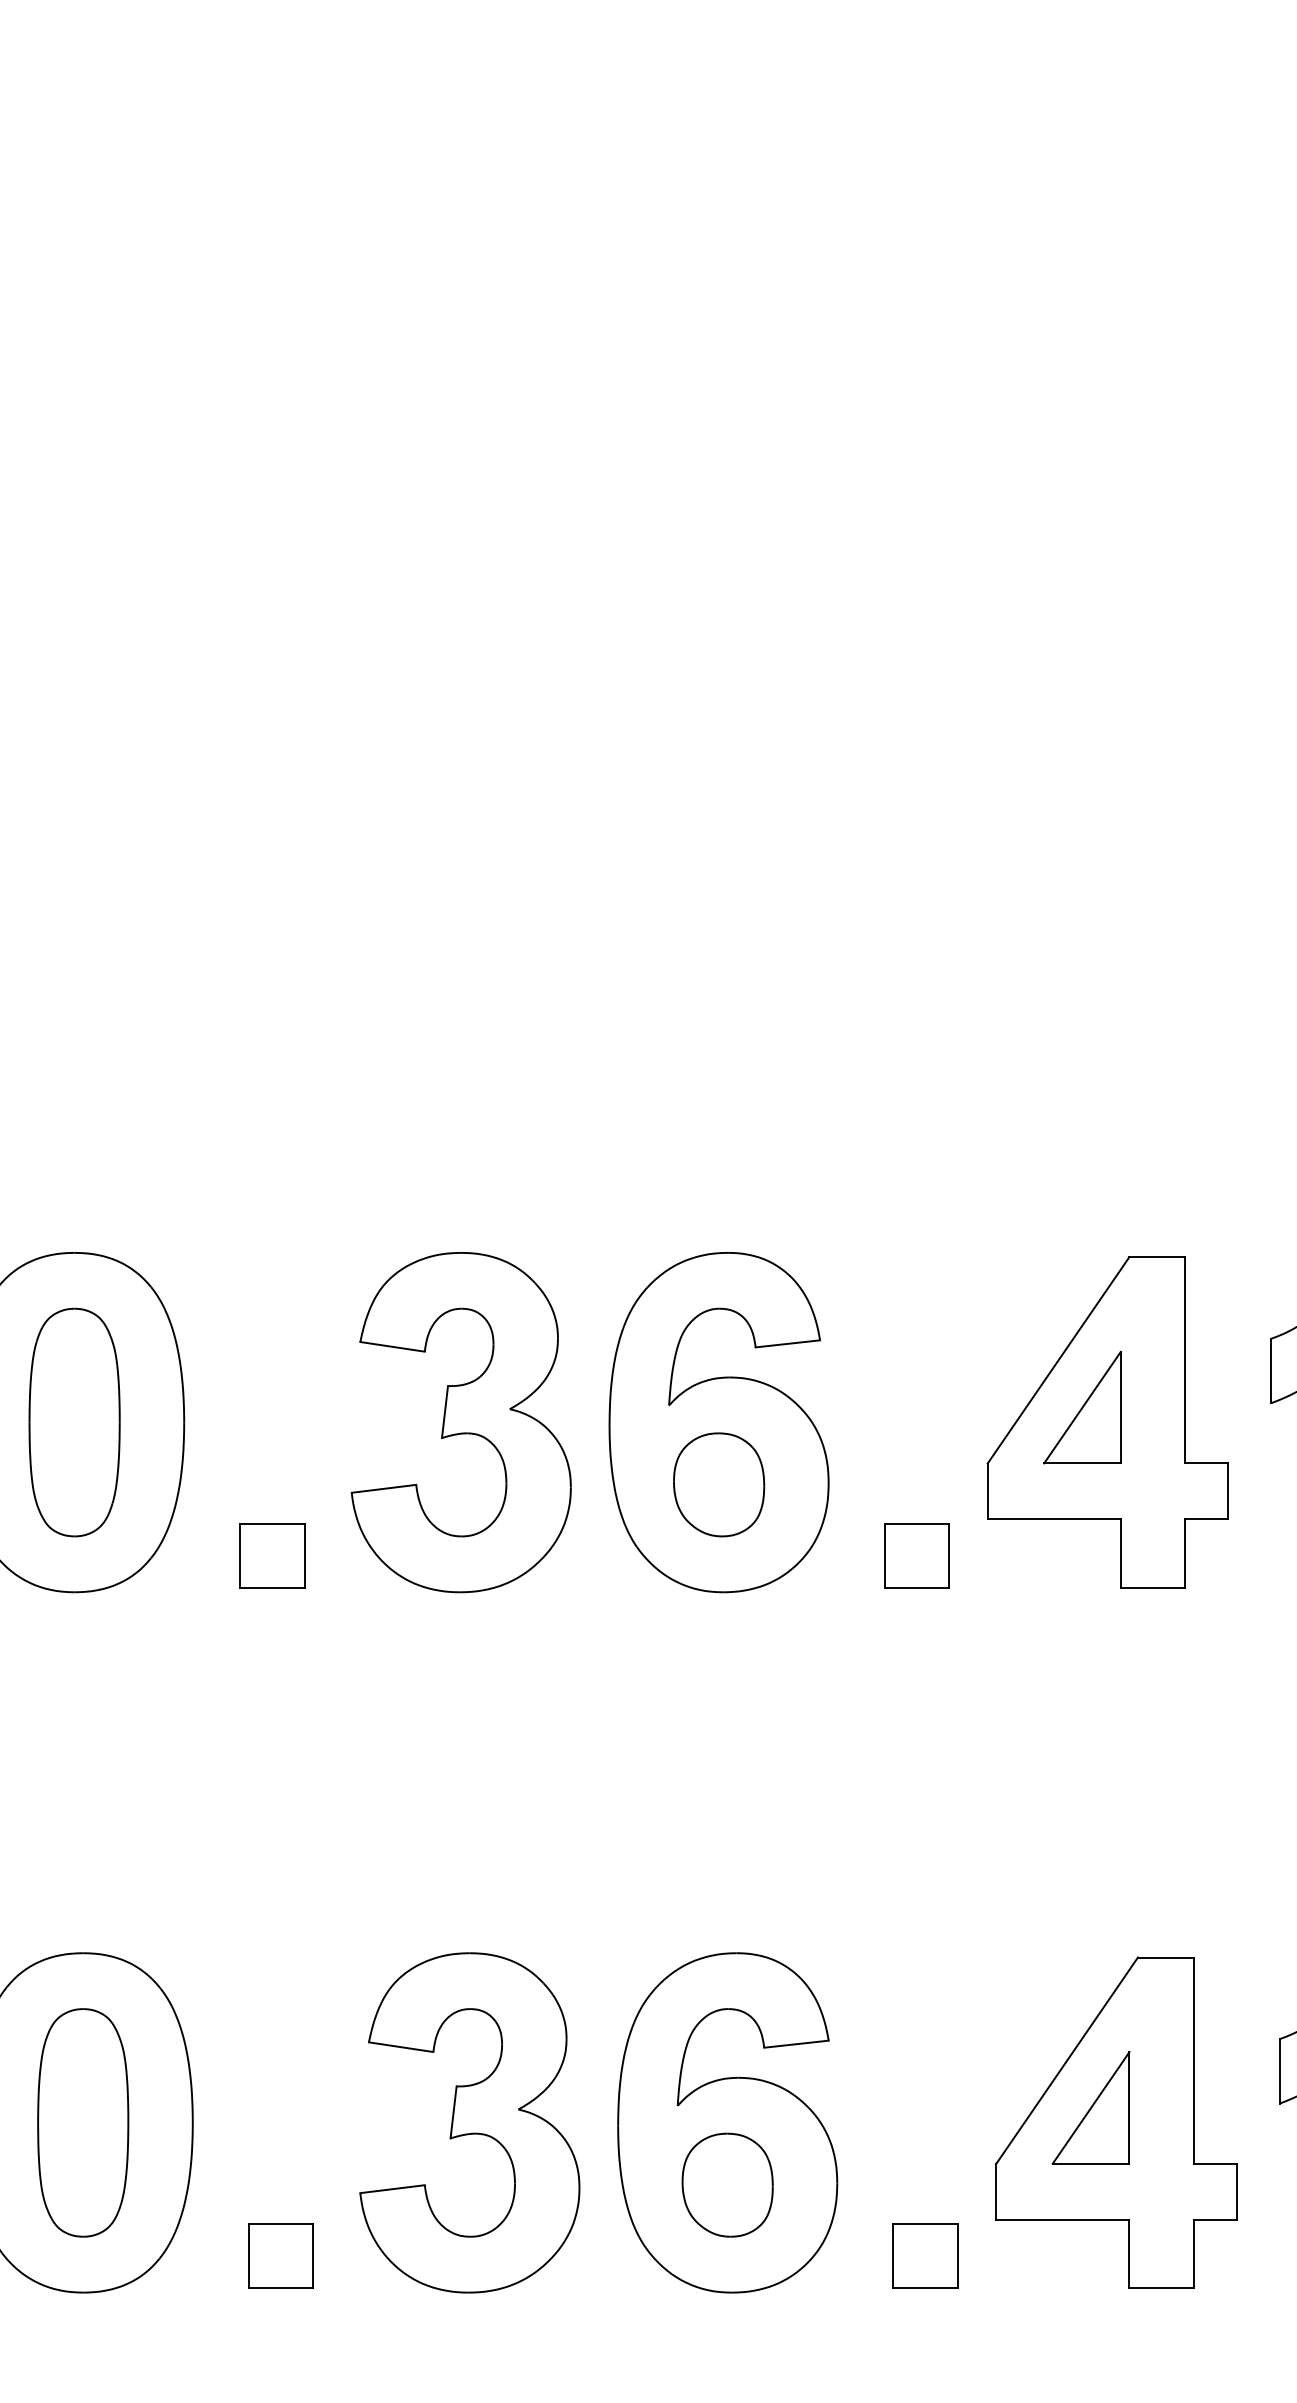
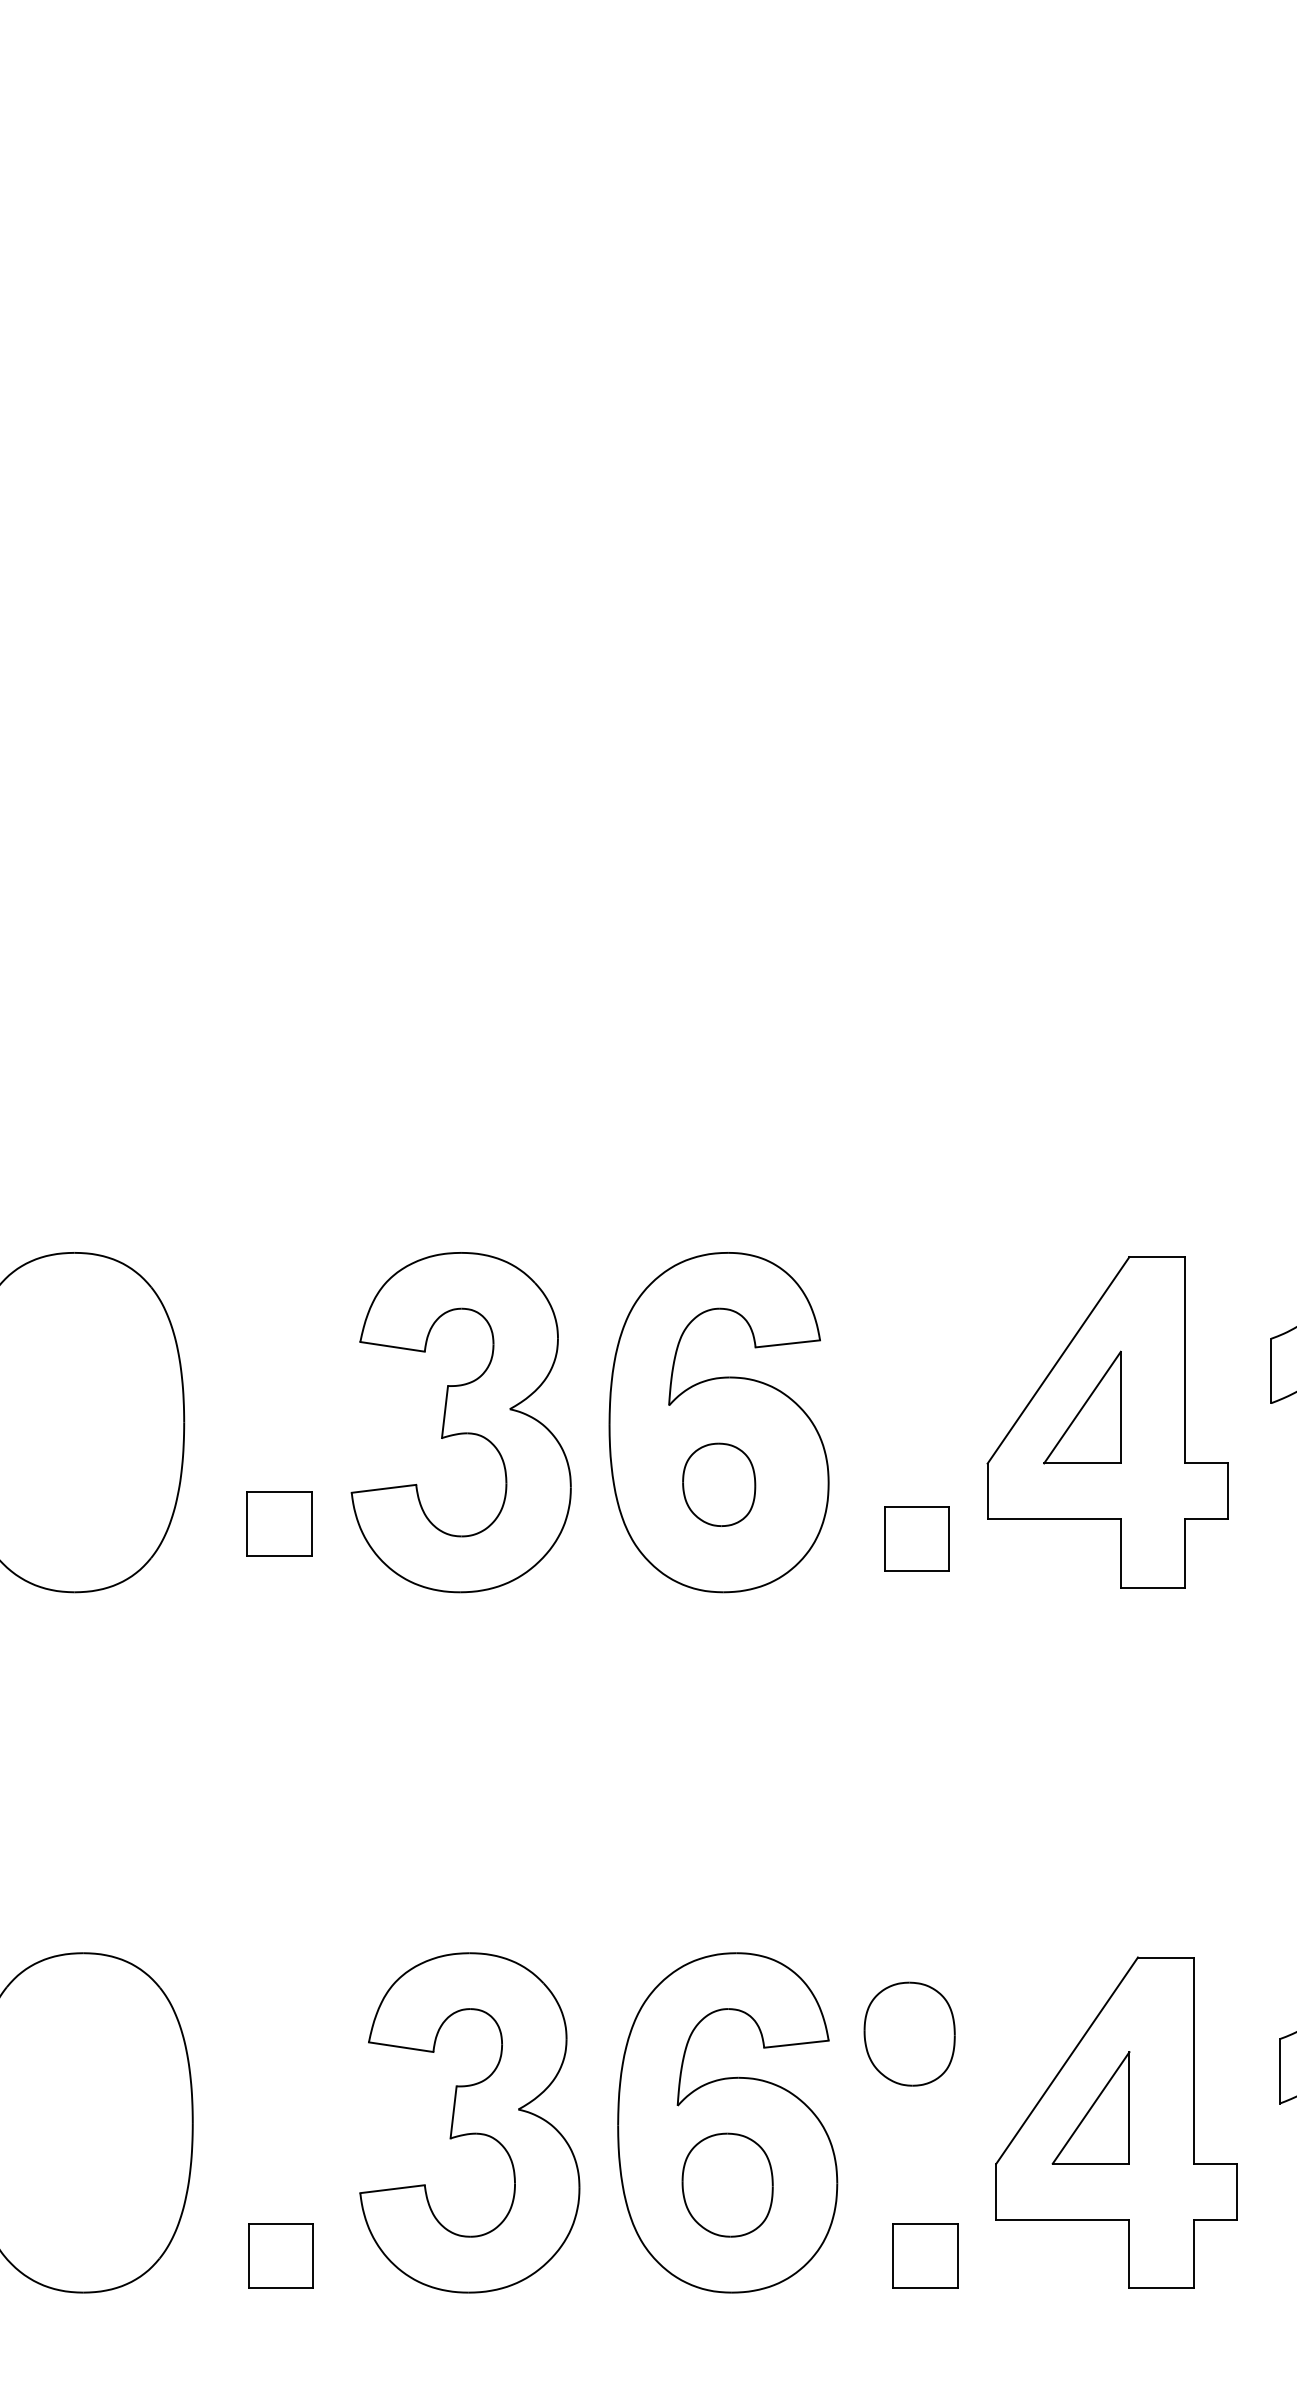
part: present -> none (74, 1422)
part size: 93x106 px -> 75x85 px (719, 1484)
part position: (272, 1555) -> (279, 1523) (279, 1523)
part position: (916, 1555) -> (916, 1538) (916, 1538)
part: none -> present (909, 2033)
part: present -> none (83, 2122)
